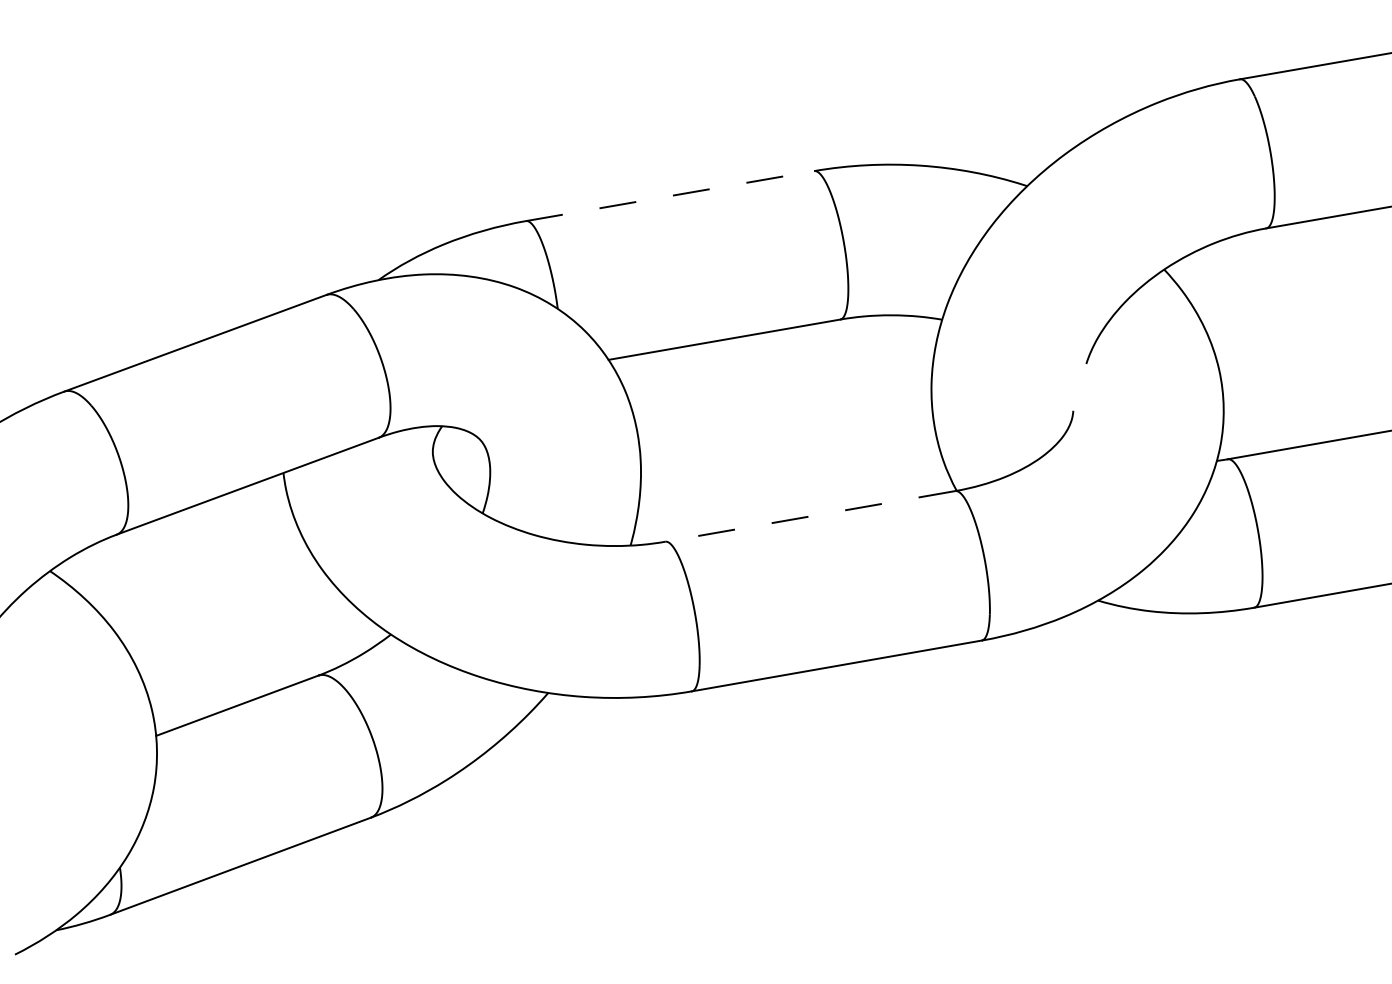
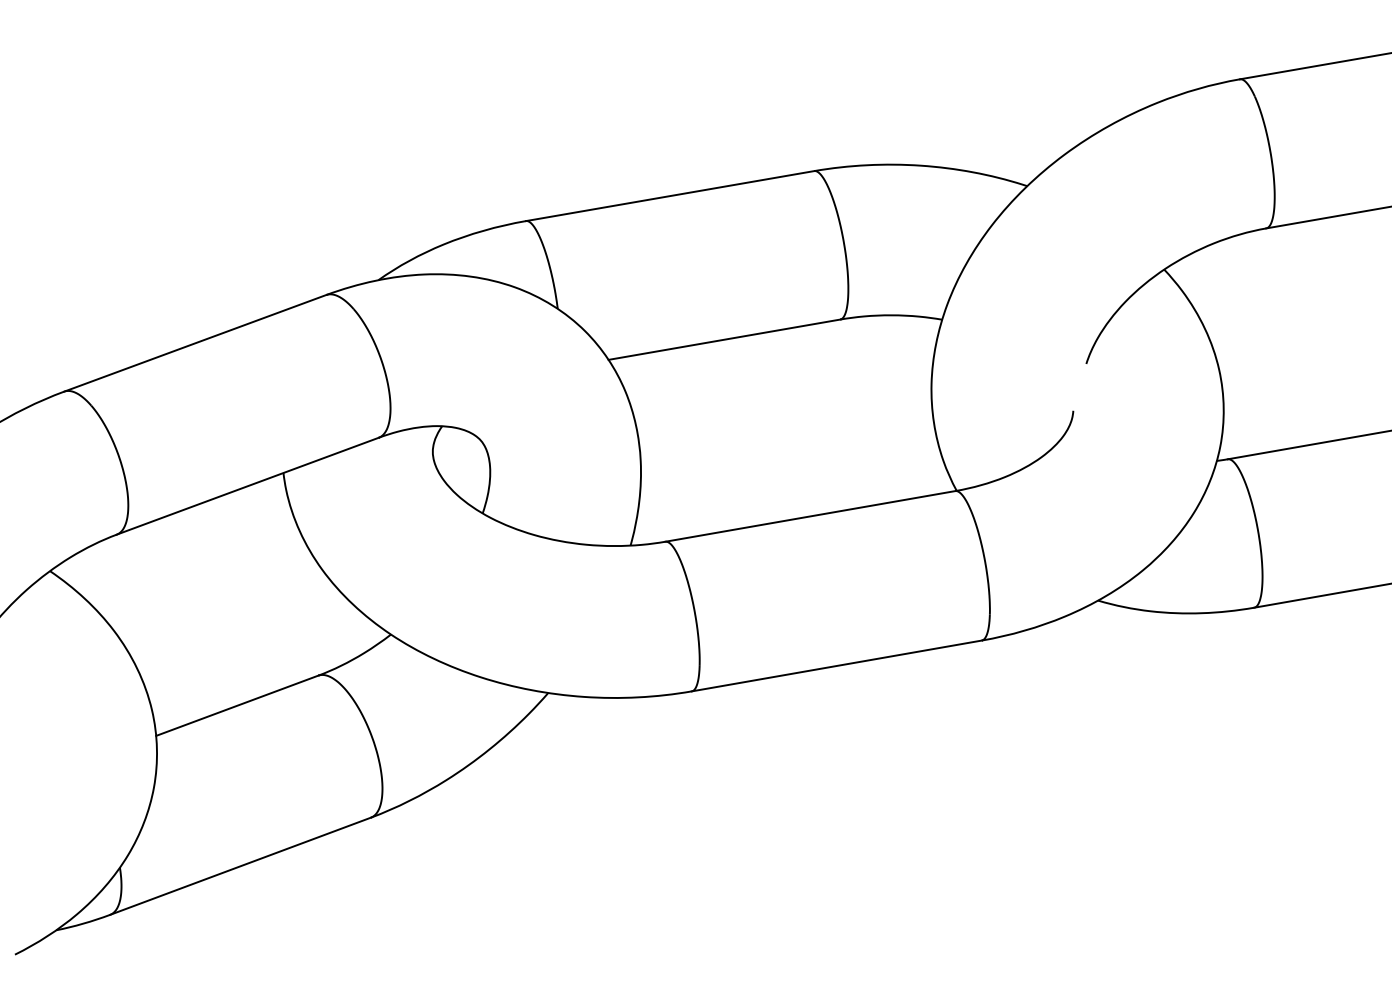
line: dashed -> solid (670, 196)
line: dashed -> solid (809, 516)
